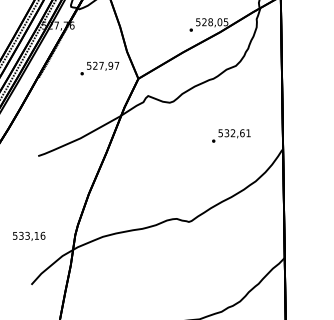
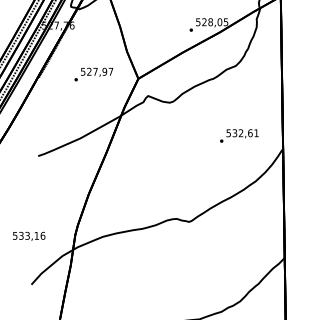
text position: (99, 68) -> (93, 74) (93, 74)
text position: (231, 135) -> (239, 135) (239, 135)
